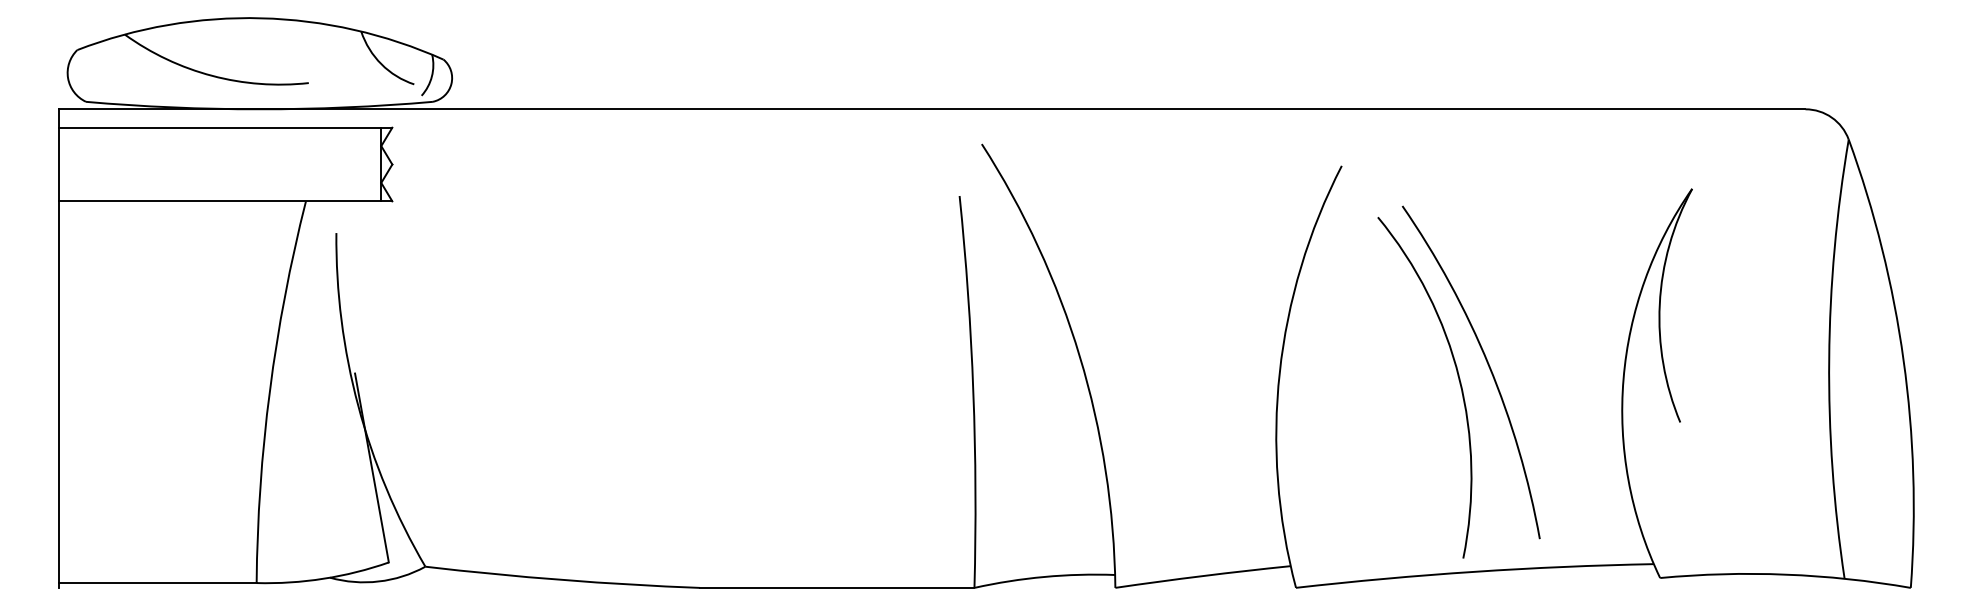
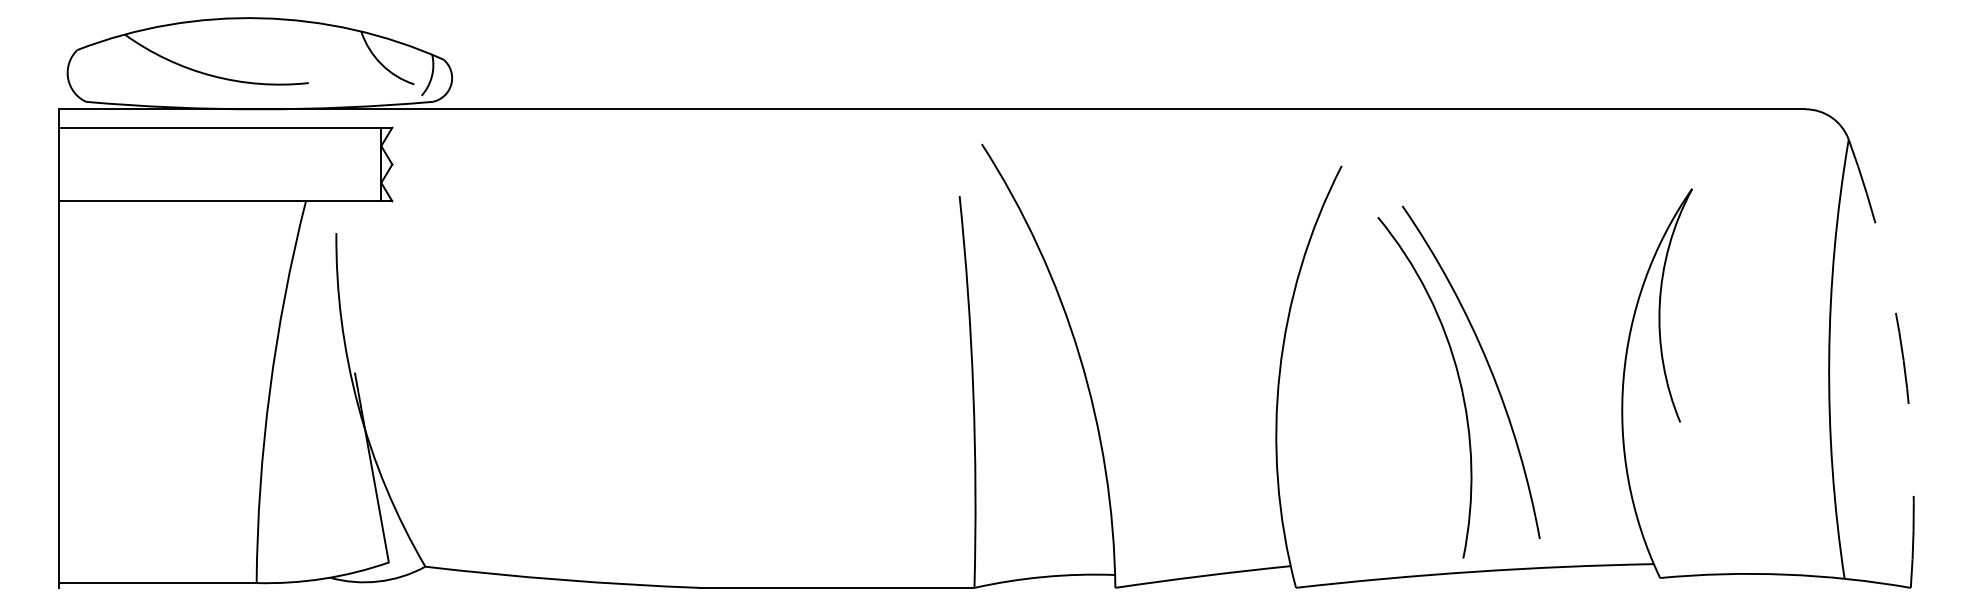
arc: solid -> dashed (1903, 360)
